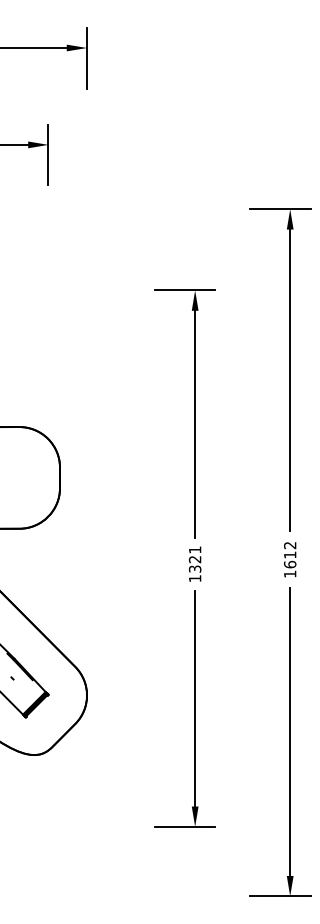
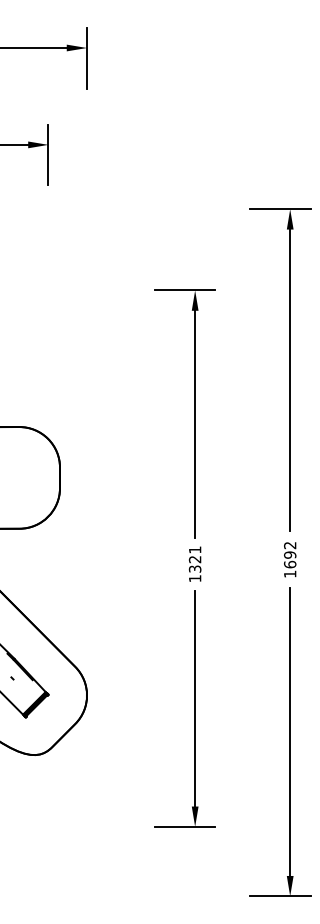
text: 1612 -> 1692 (290, 554)
